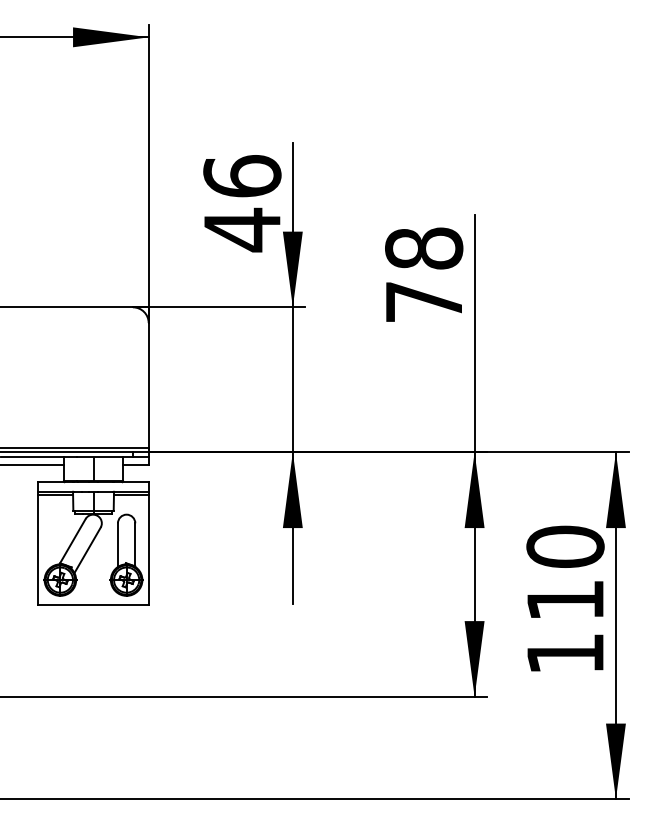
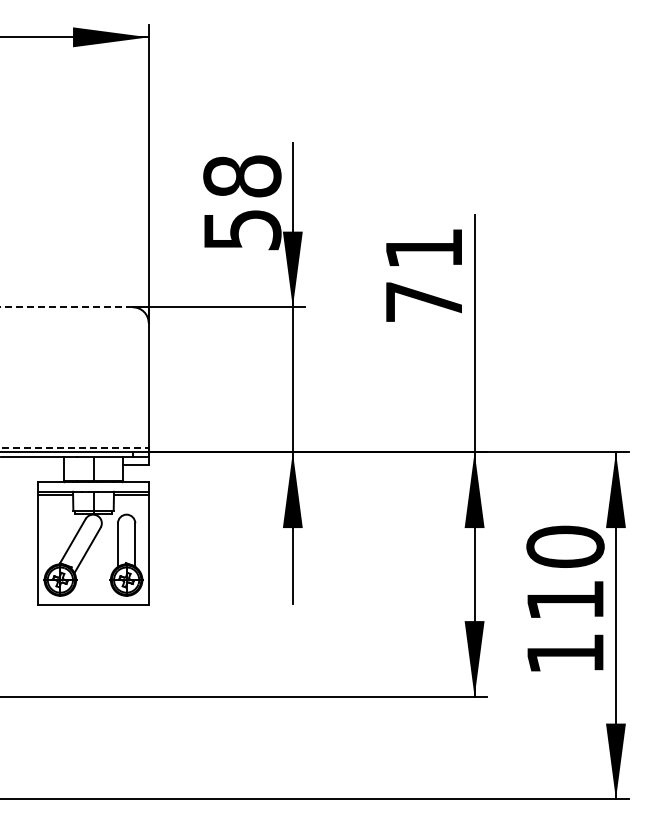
text: 46 -> 58 (242, 203)
text: 78 -> 71 (424, 248)
line: solid -> dashed (66, 307)
line: solid -> dashed (74, 447)
line: present -> none (32, 465)
